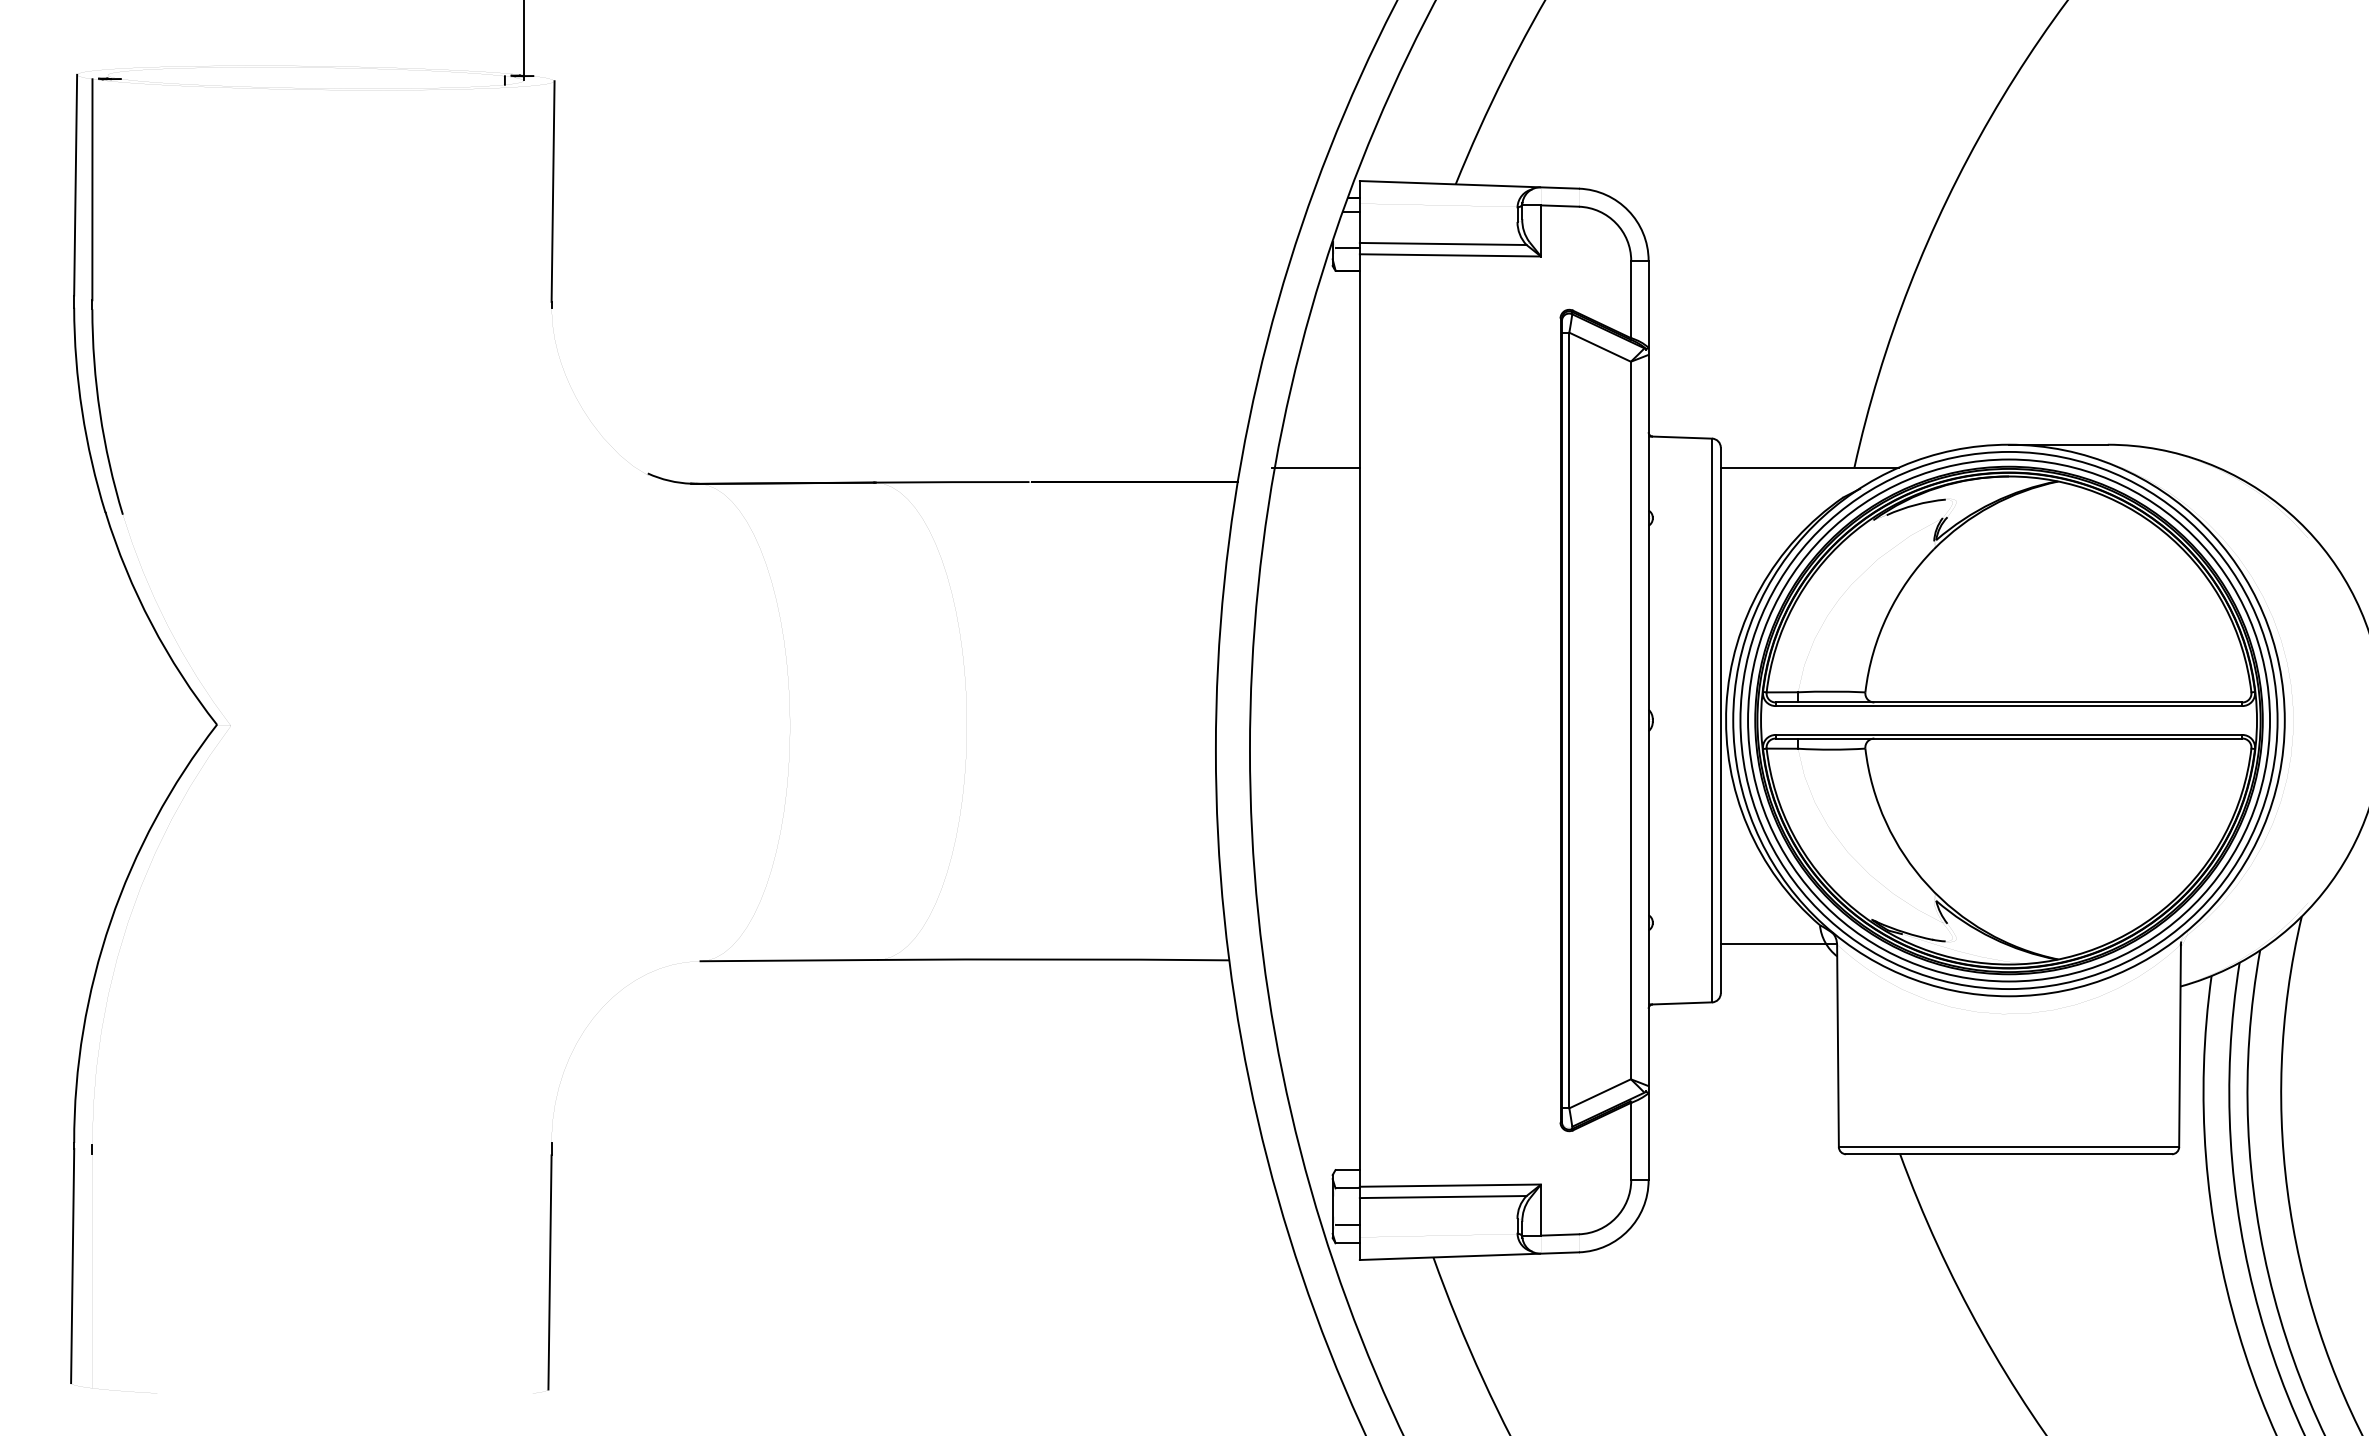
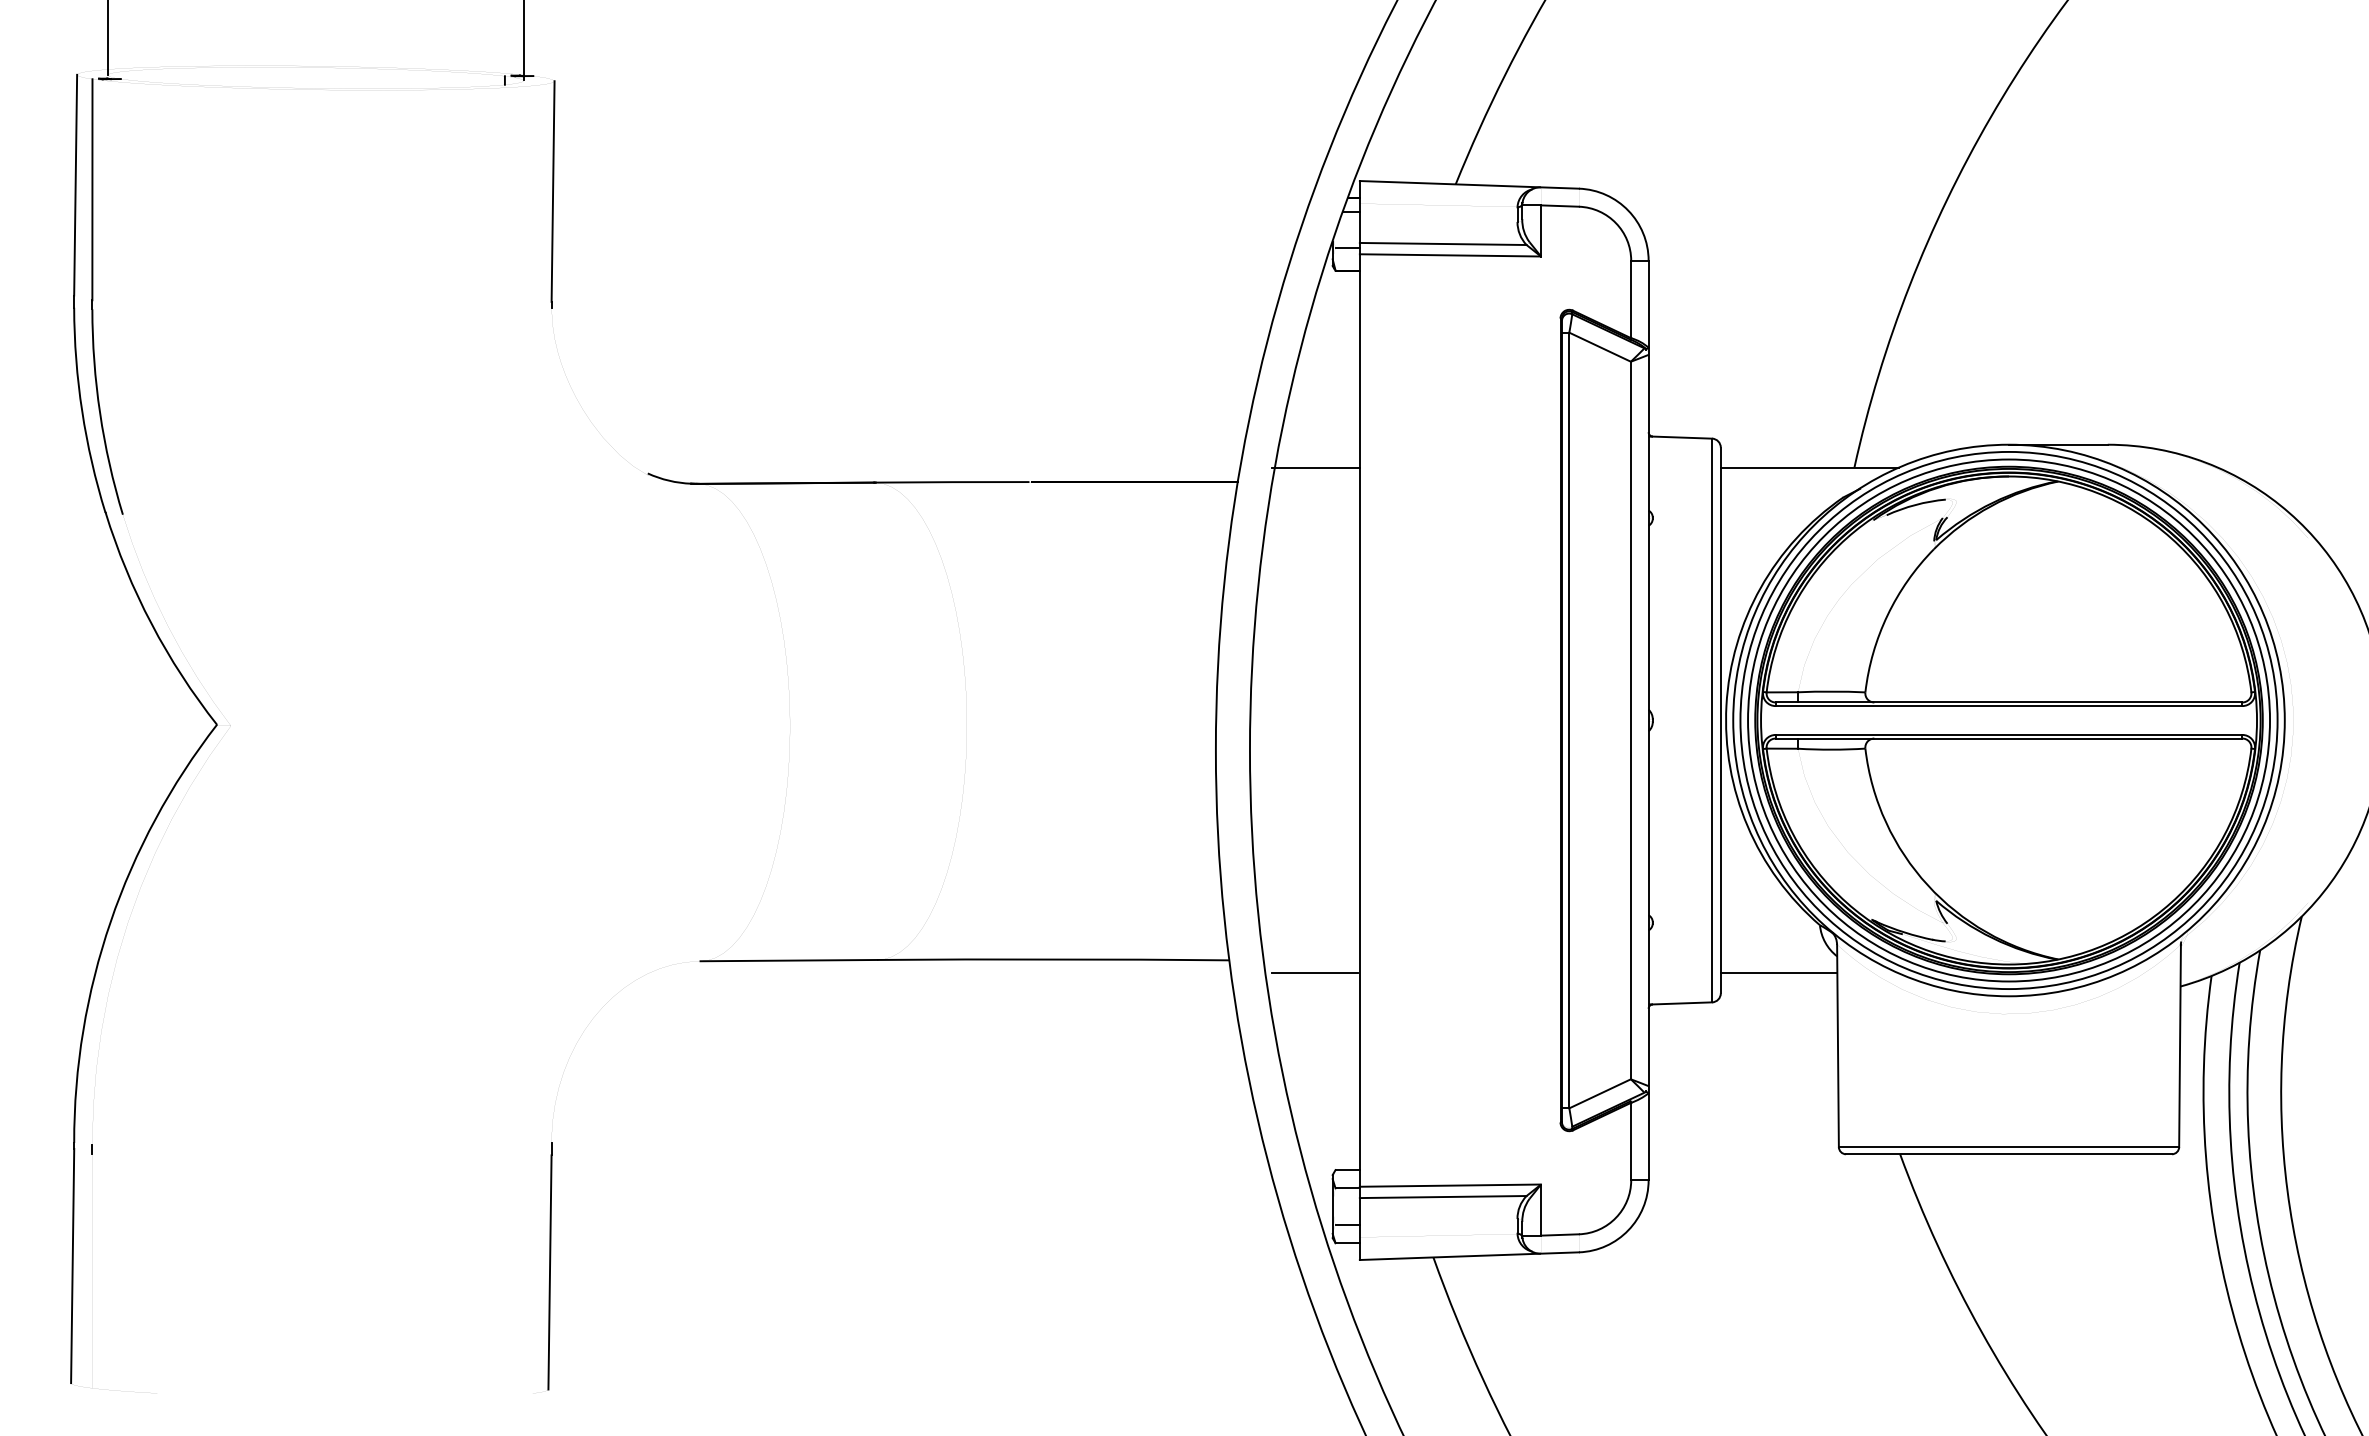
line: none -> present (107, 38)
line position: (1778, 944) -> (1778, 973) (1778, 973)
line: none -> present (1314, 973)
